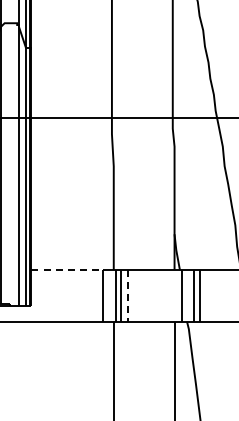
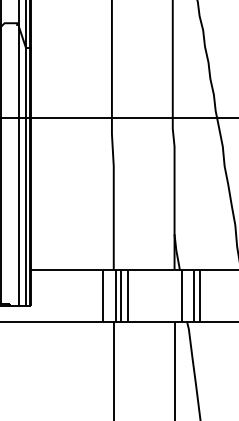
line: dashed -> solid (67, 270)
line: dashed -> solid (128, 295)
